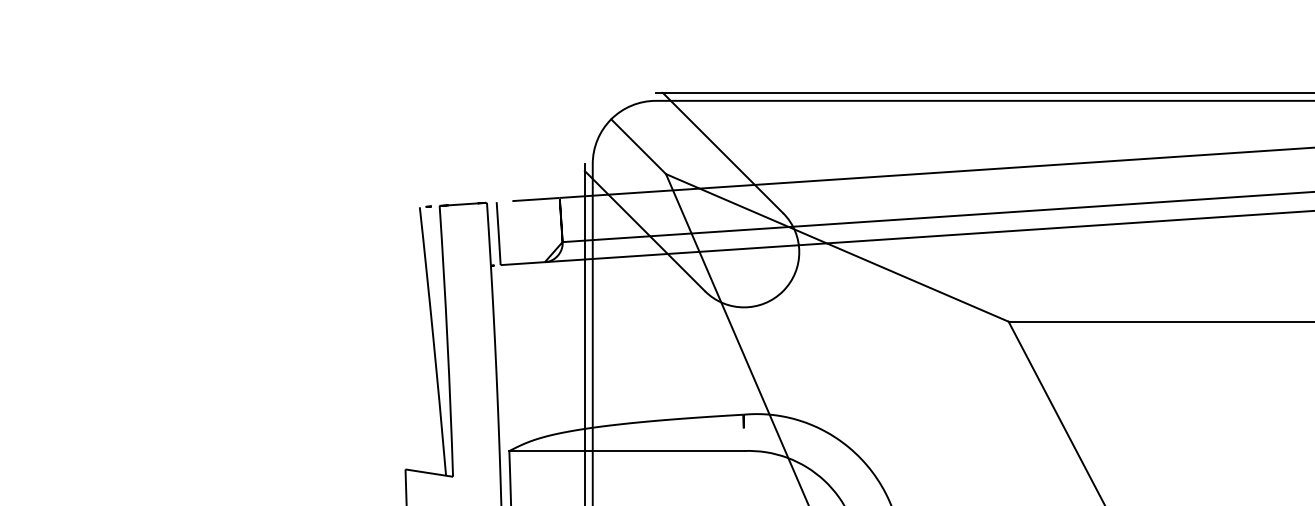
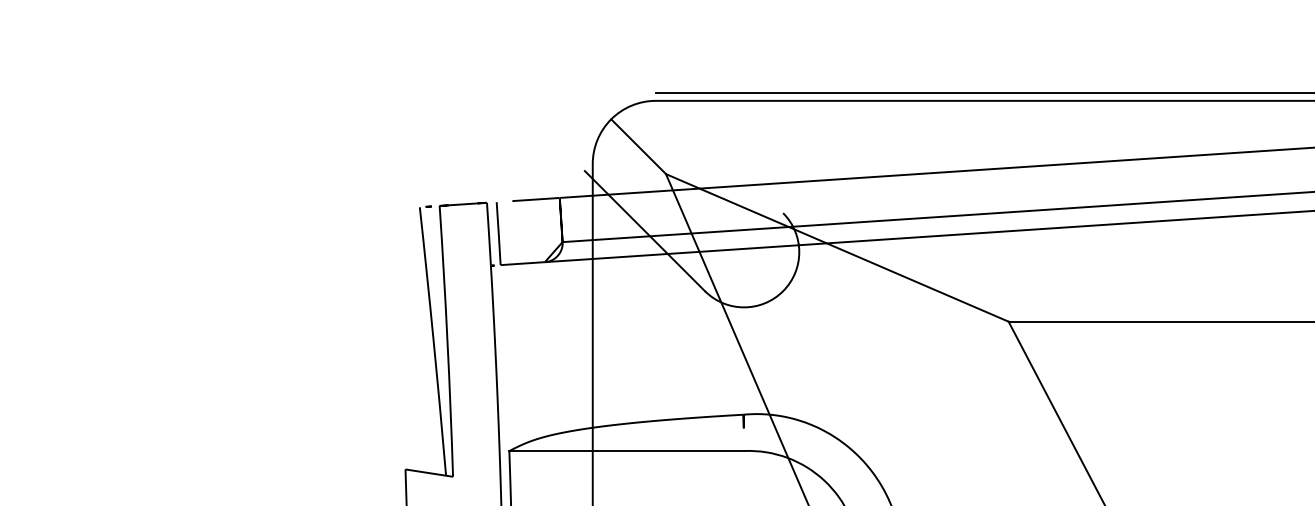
line: present -> none (722, 152)
line: present -> none (584, 332)
